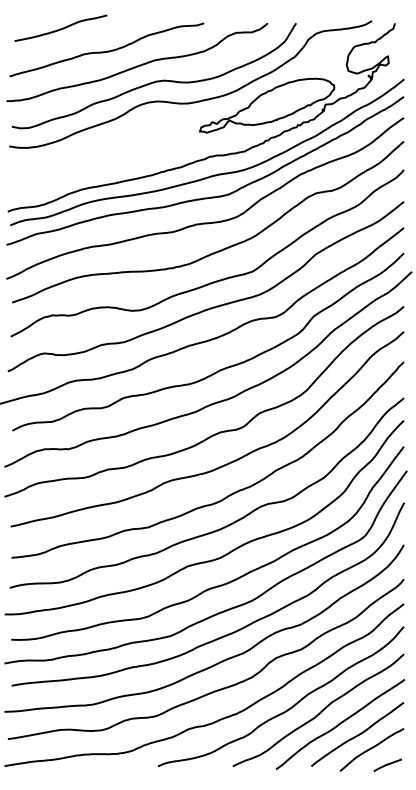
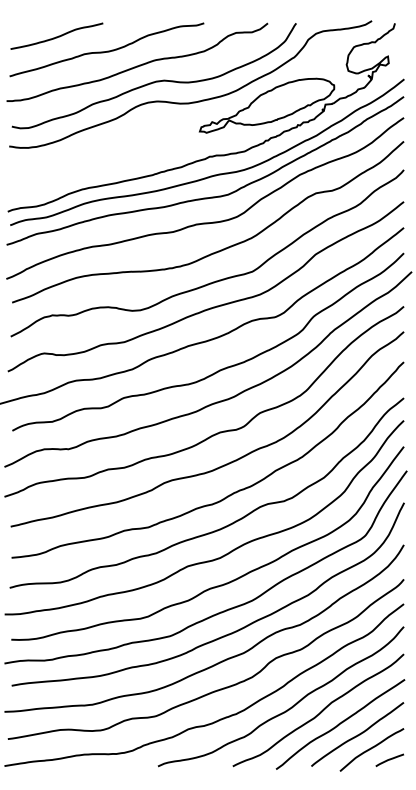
curve position: (60, 28) -> (56, 36) (56, 36)
line position: (387, 764) -> (389, 759) (389, 759)
